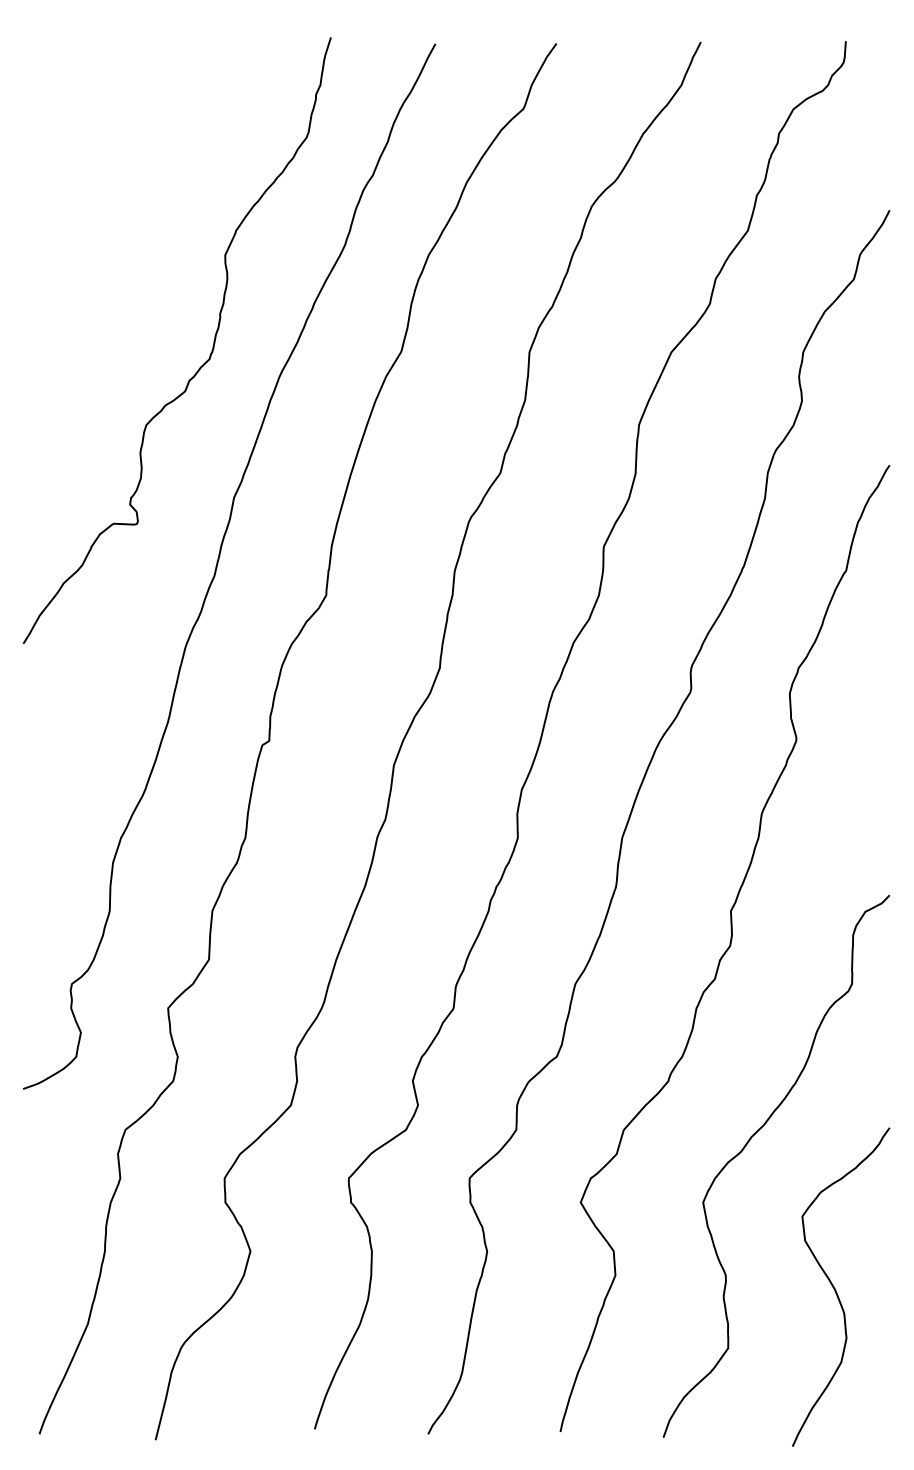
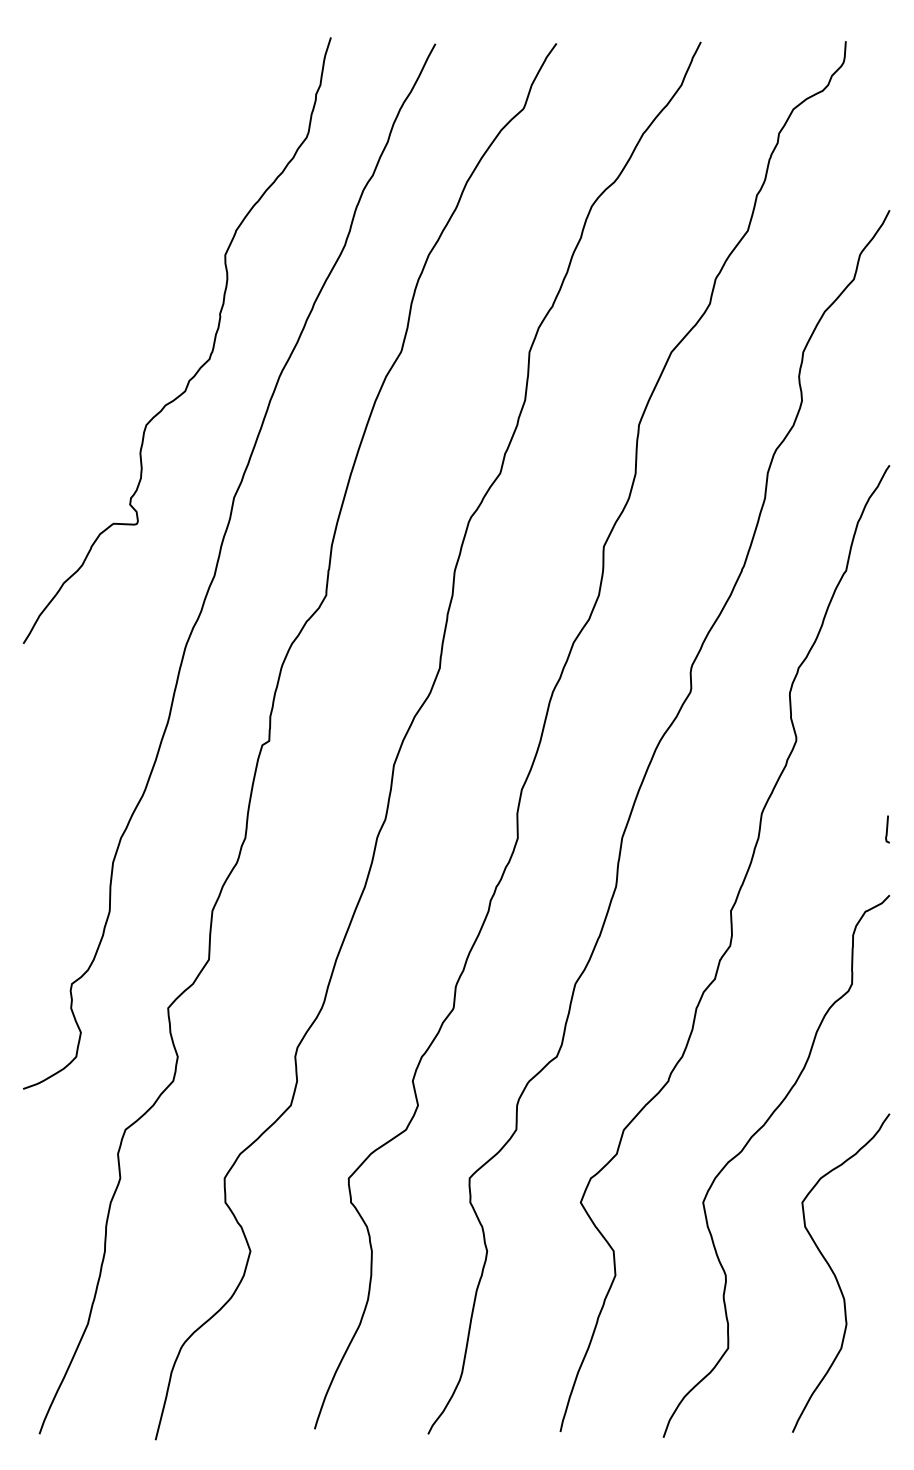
line: none -> present (887, 829)
curve position: (835, 1288) -> (835, 1274) (835, 1274)
